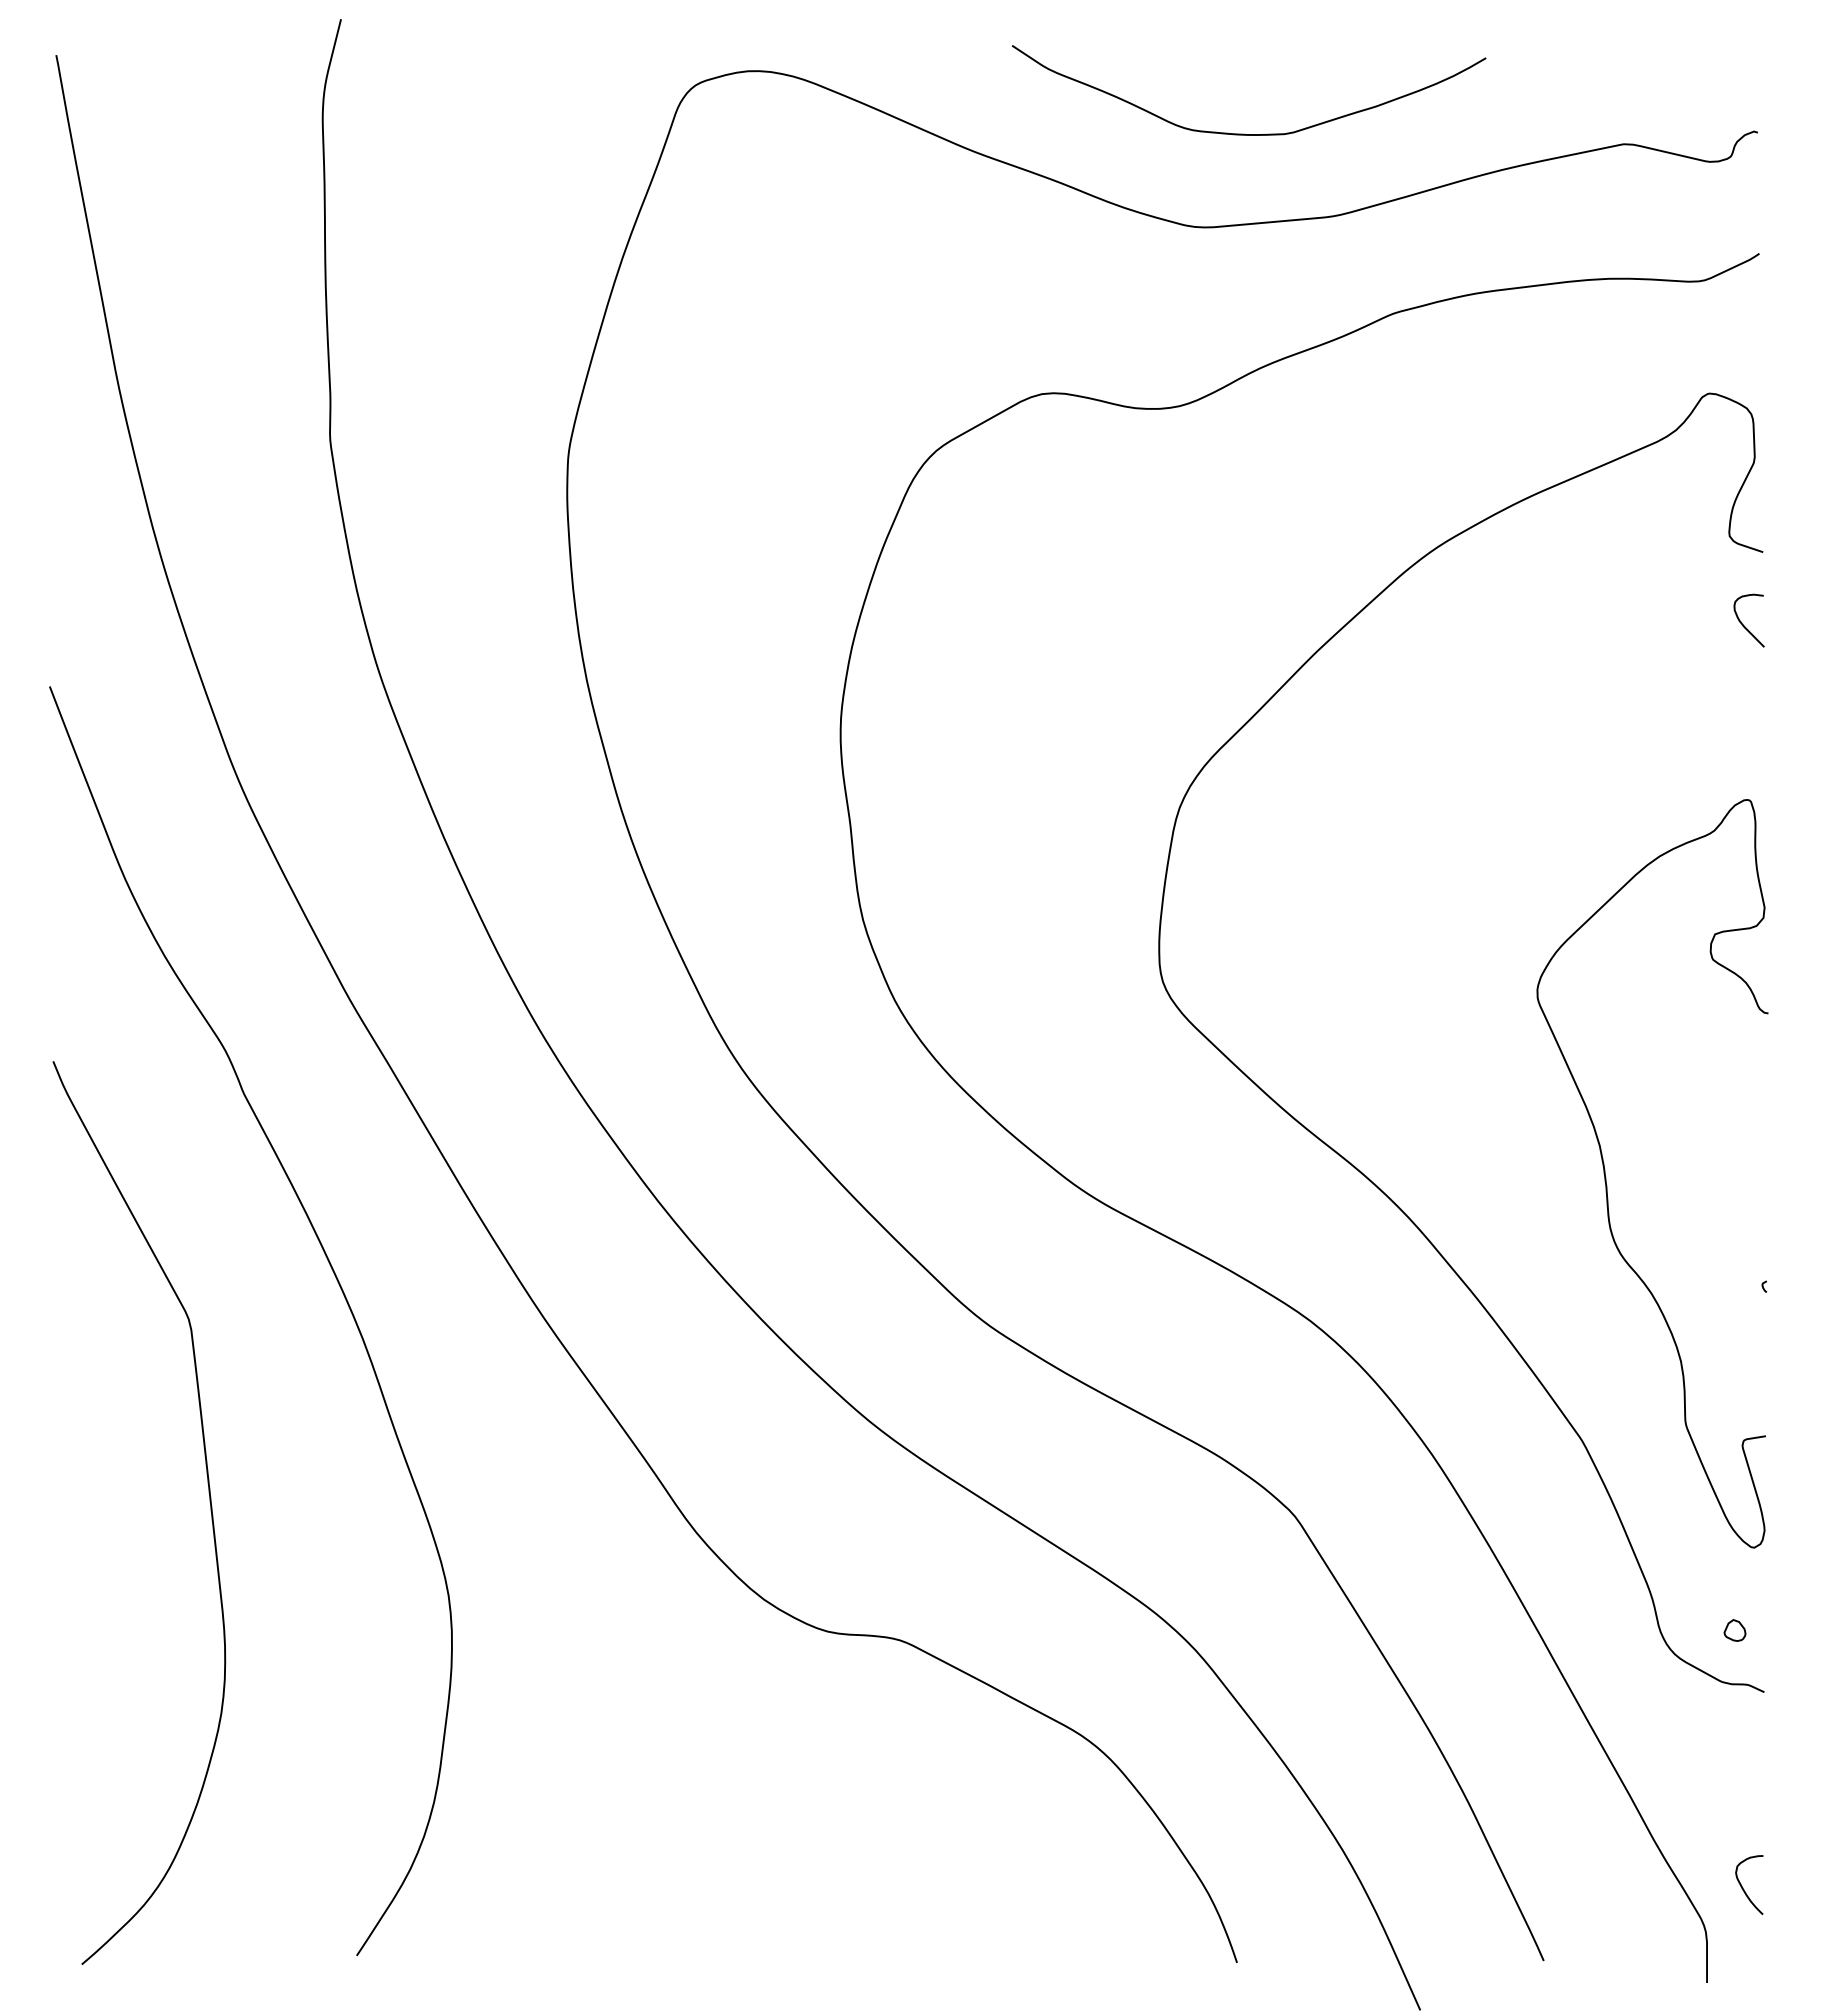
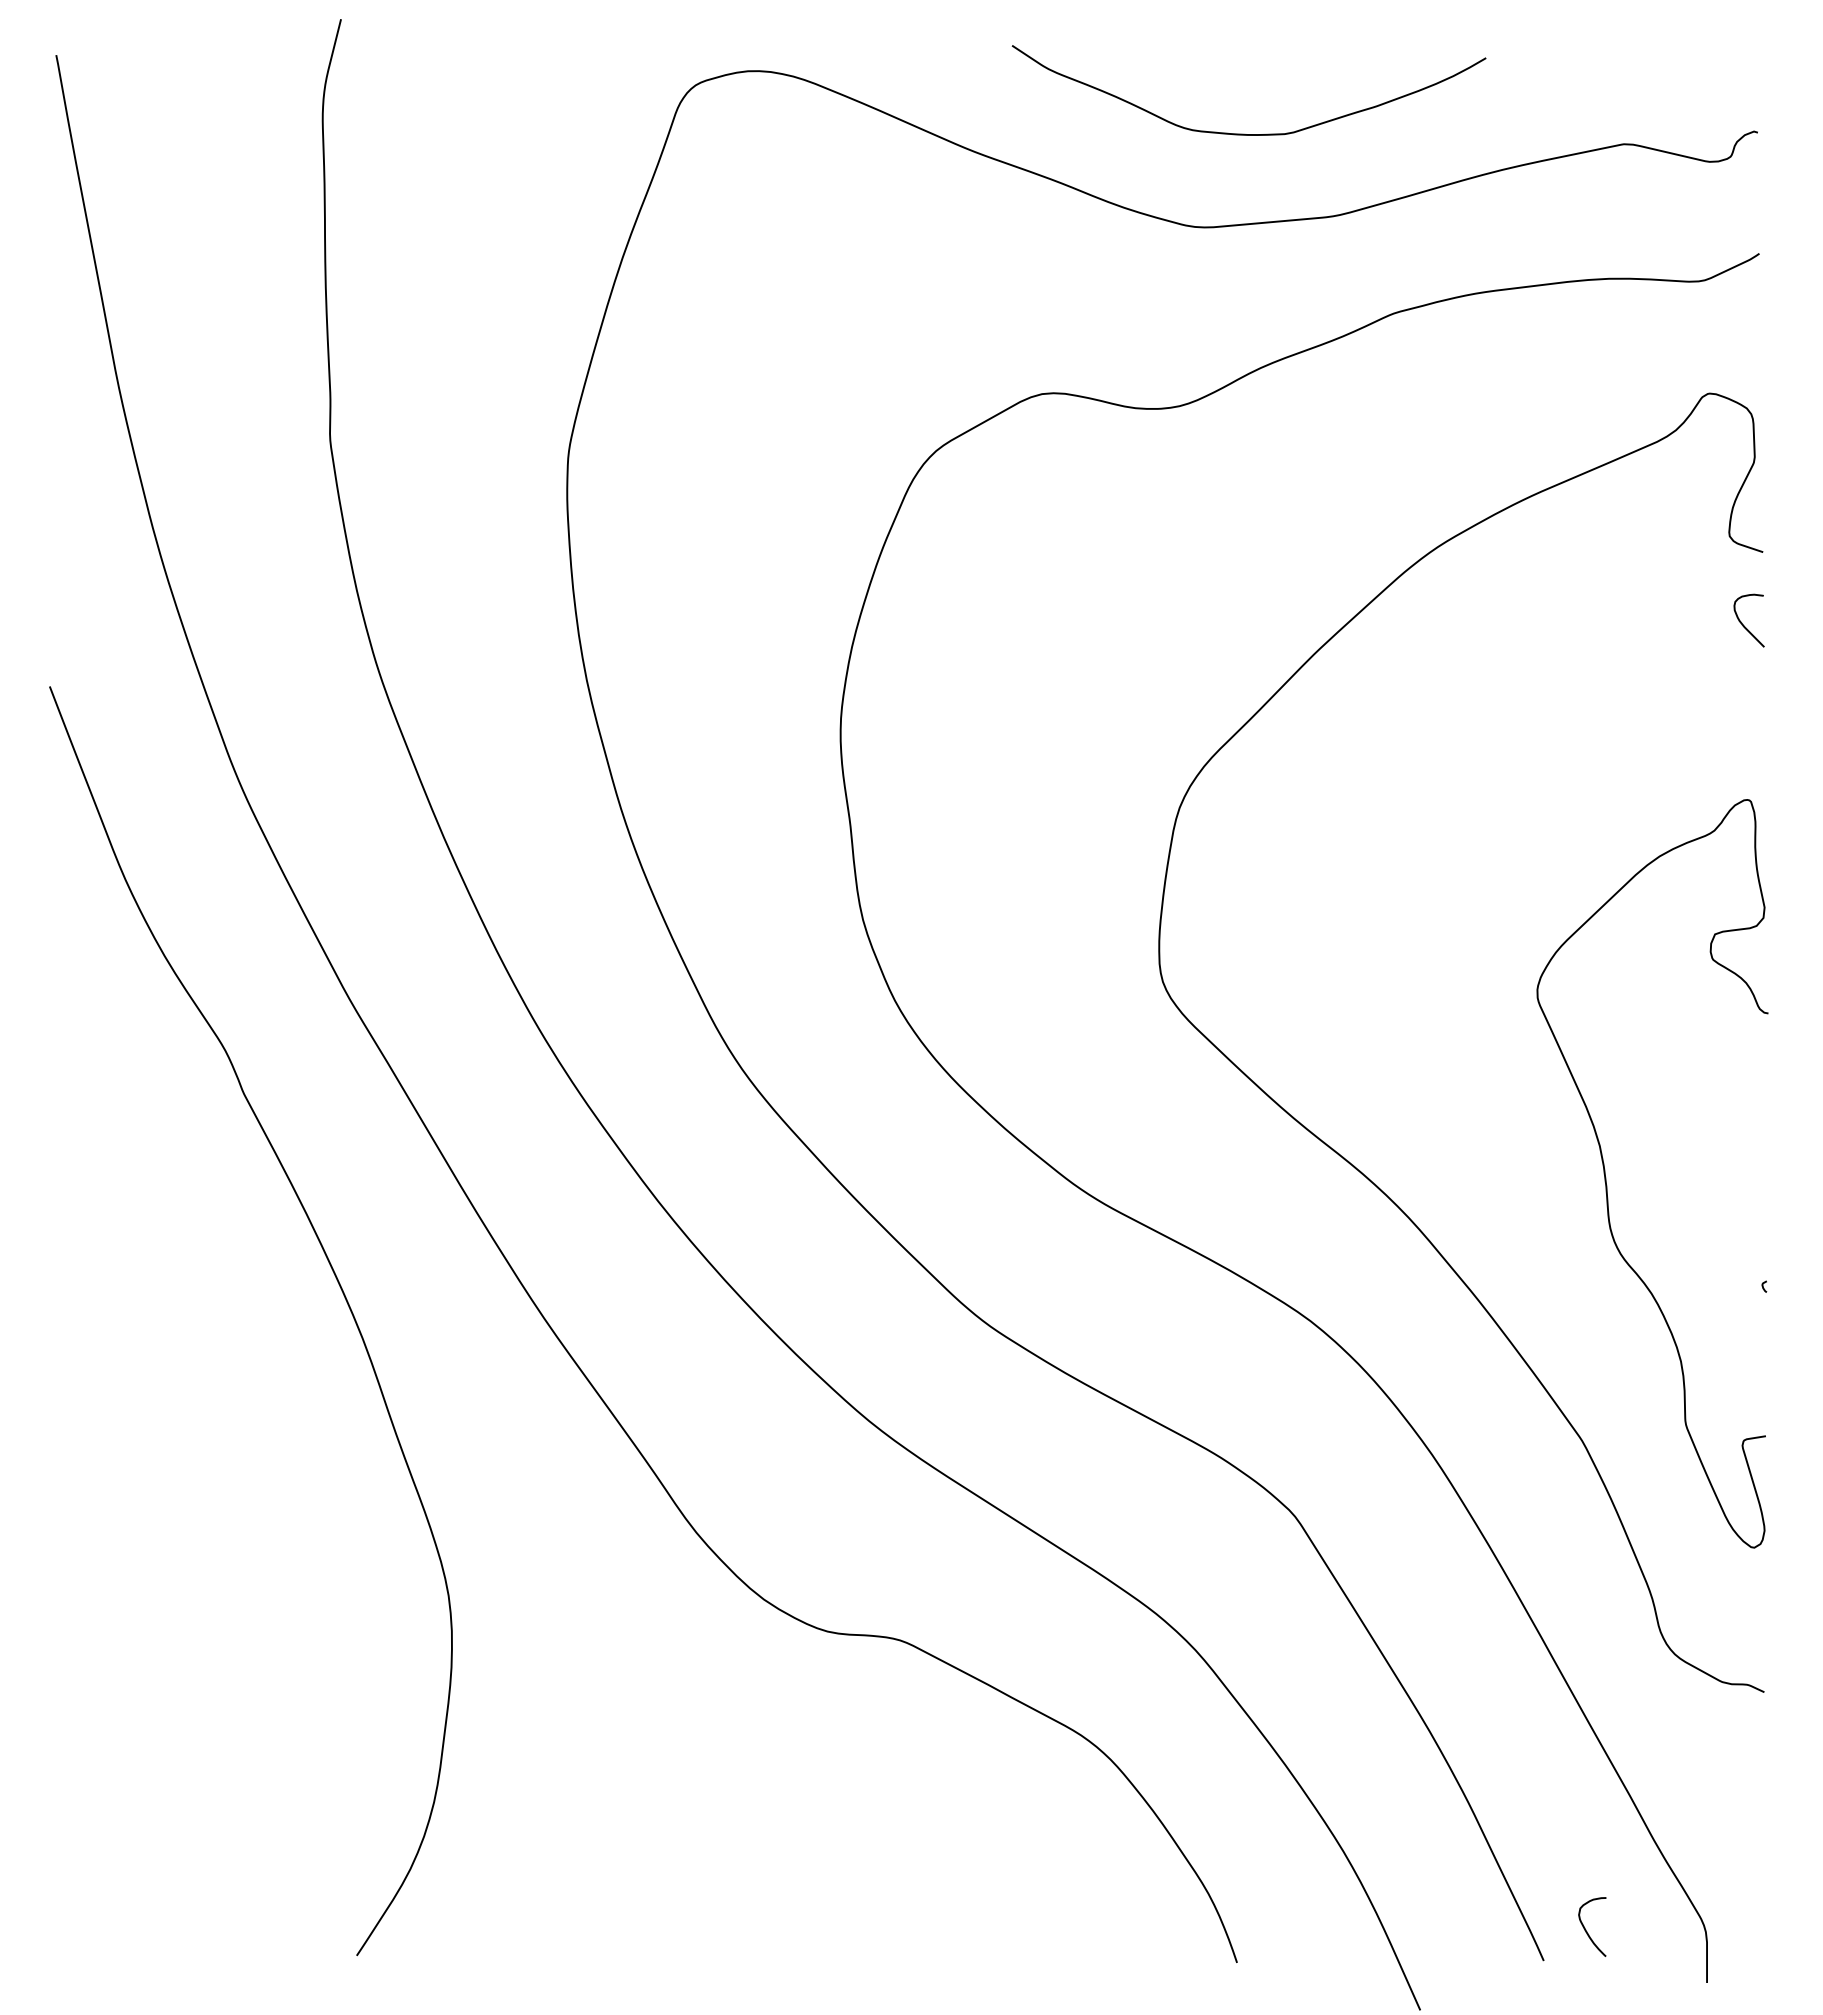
curve: present -> none (209, 1502)
part: present -> none (1734, 1630)
curve position: (1743, 1887) -> (1586, 1929) (1586, 1929)
